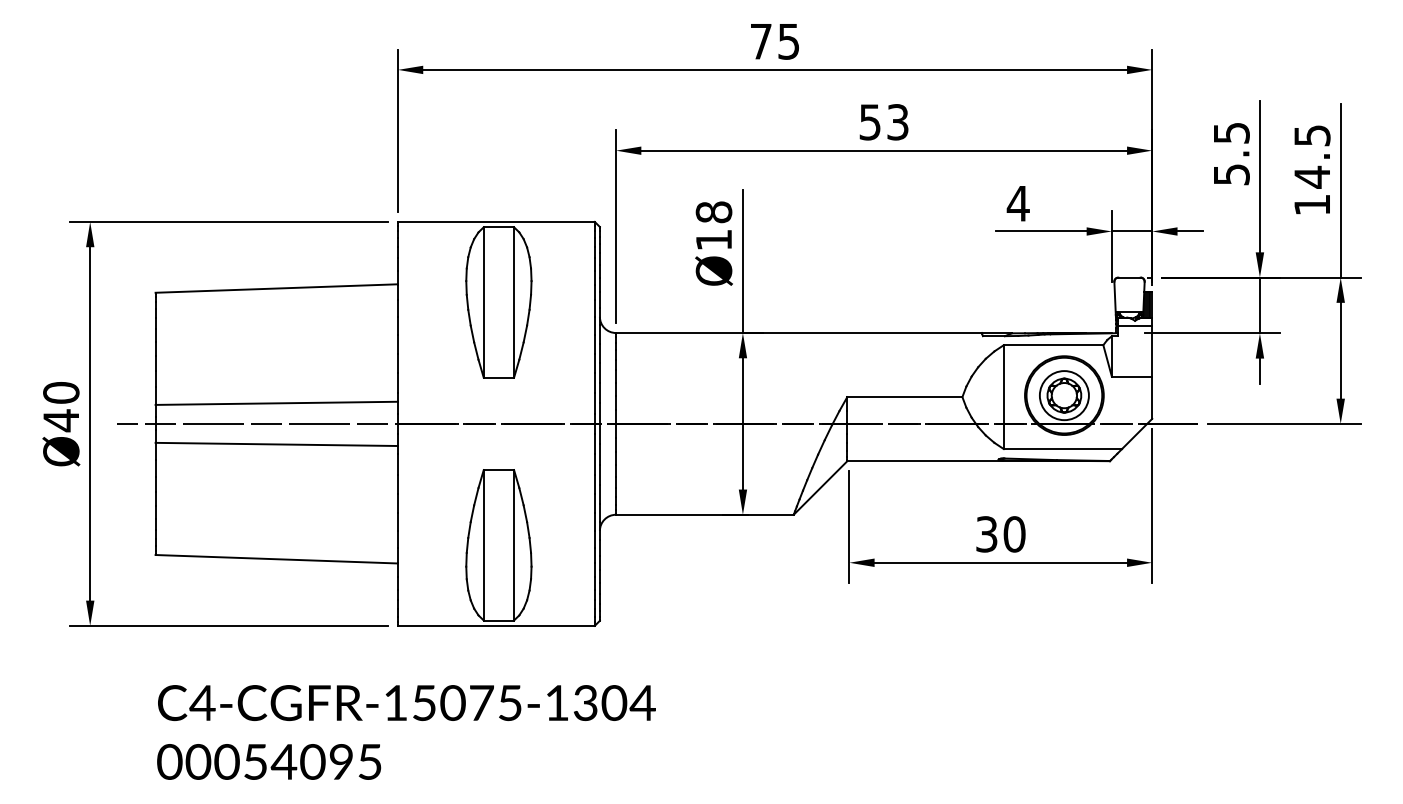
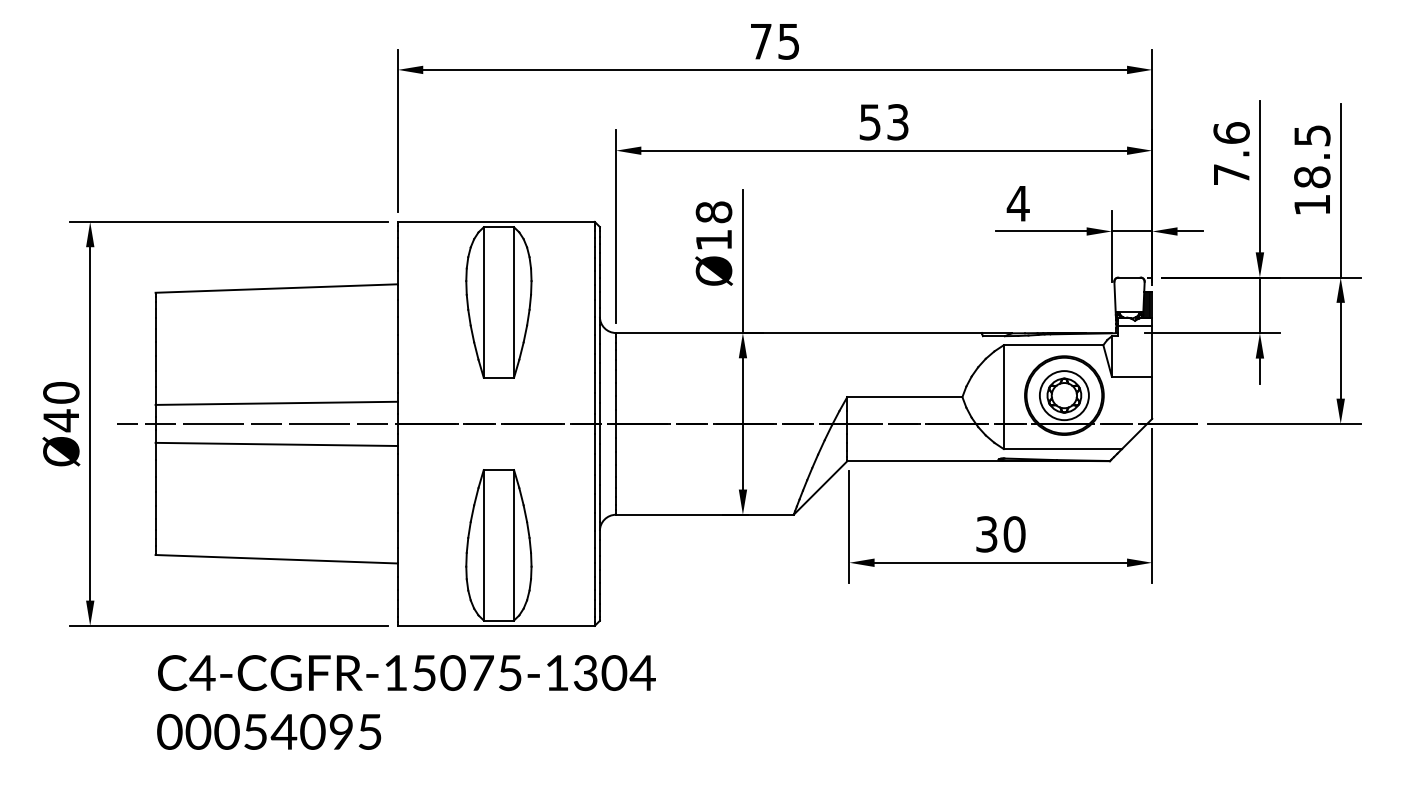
text: 5.5 -> 7.6 (1231, 153)
text: 14.5 -> 18.5 (1312, 176)
text position: (406, 732) -> (406, 702) (406, 702)
